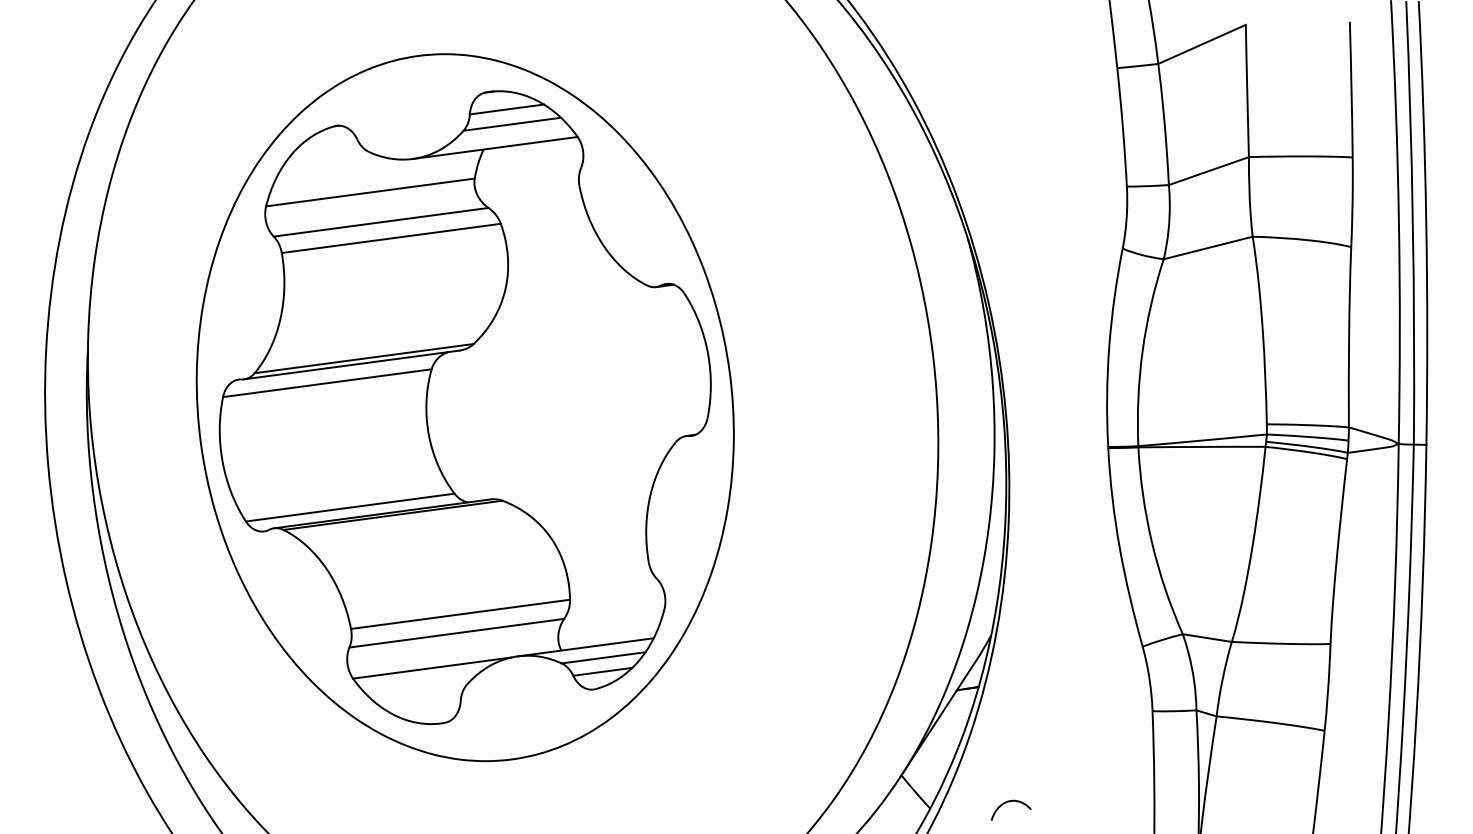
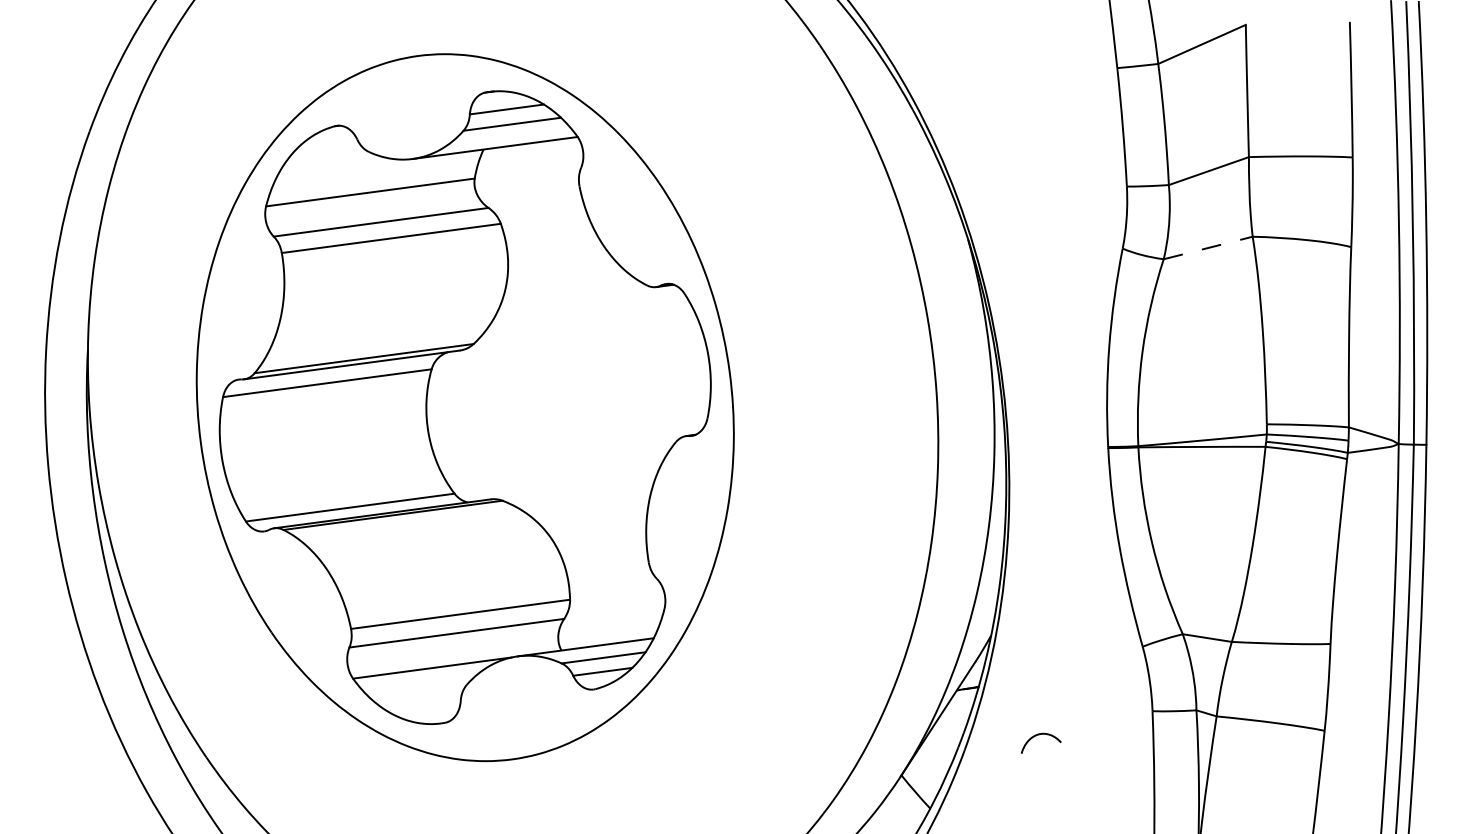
line: solid -> dashed (1208, 248)
curve position: (1009, 802) -> (1039, 735) (1039, 735)
